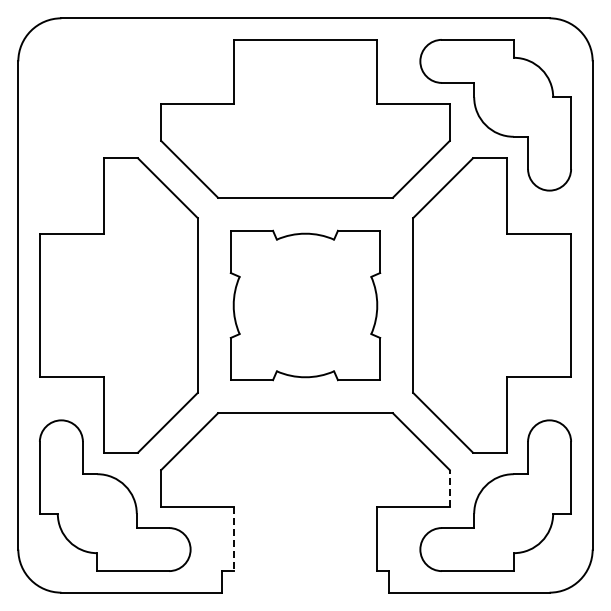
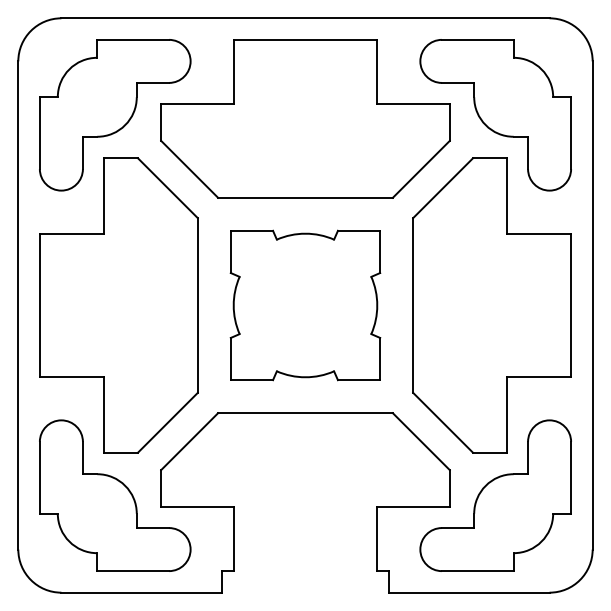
part: none -> present (115, 115)
line: dashed -> solid (449, 487)
line: dashed -> solid (233, 539)
